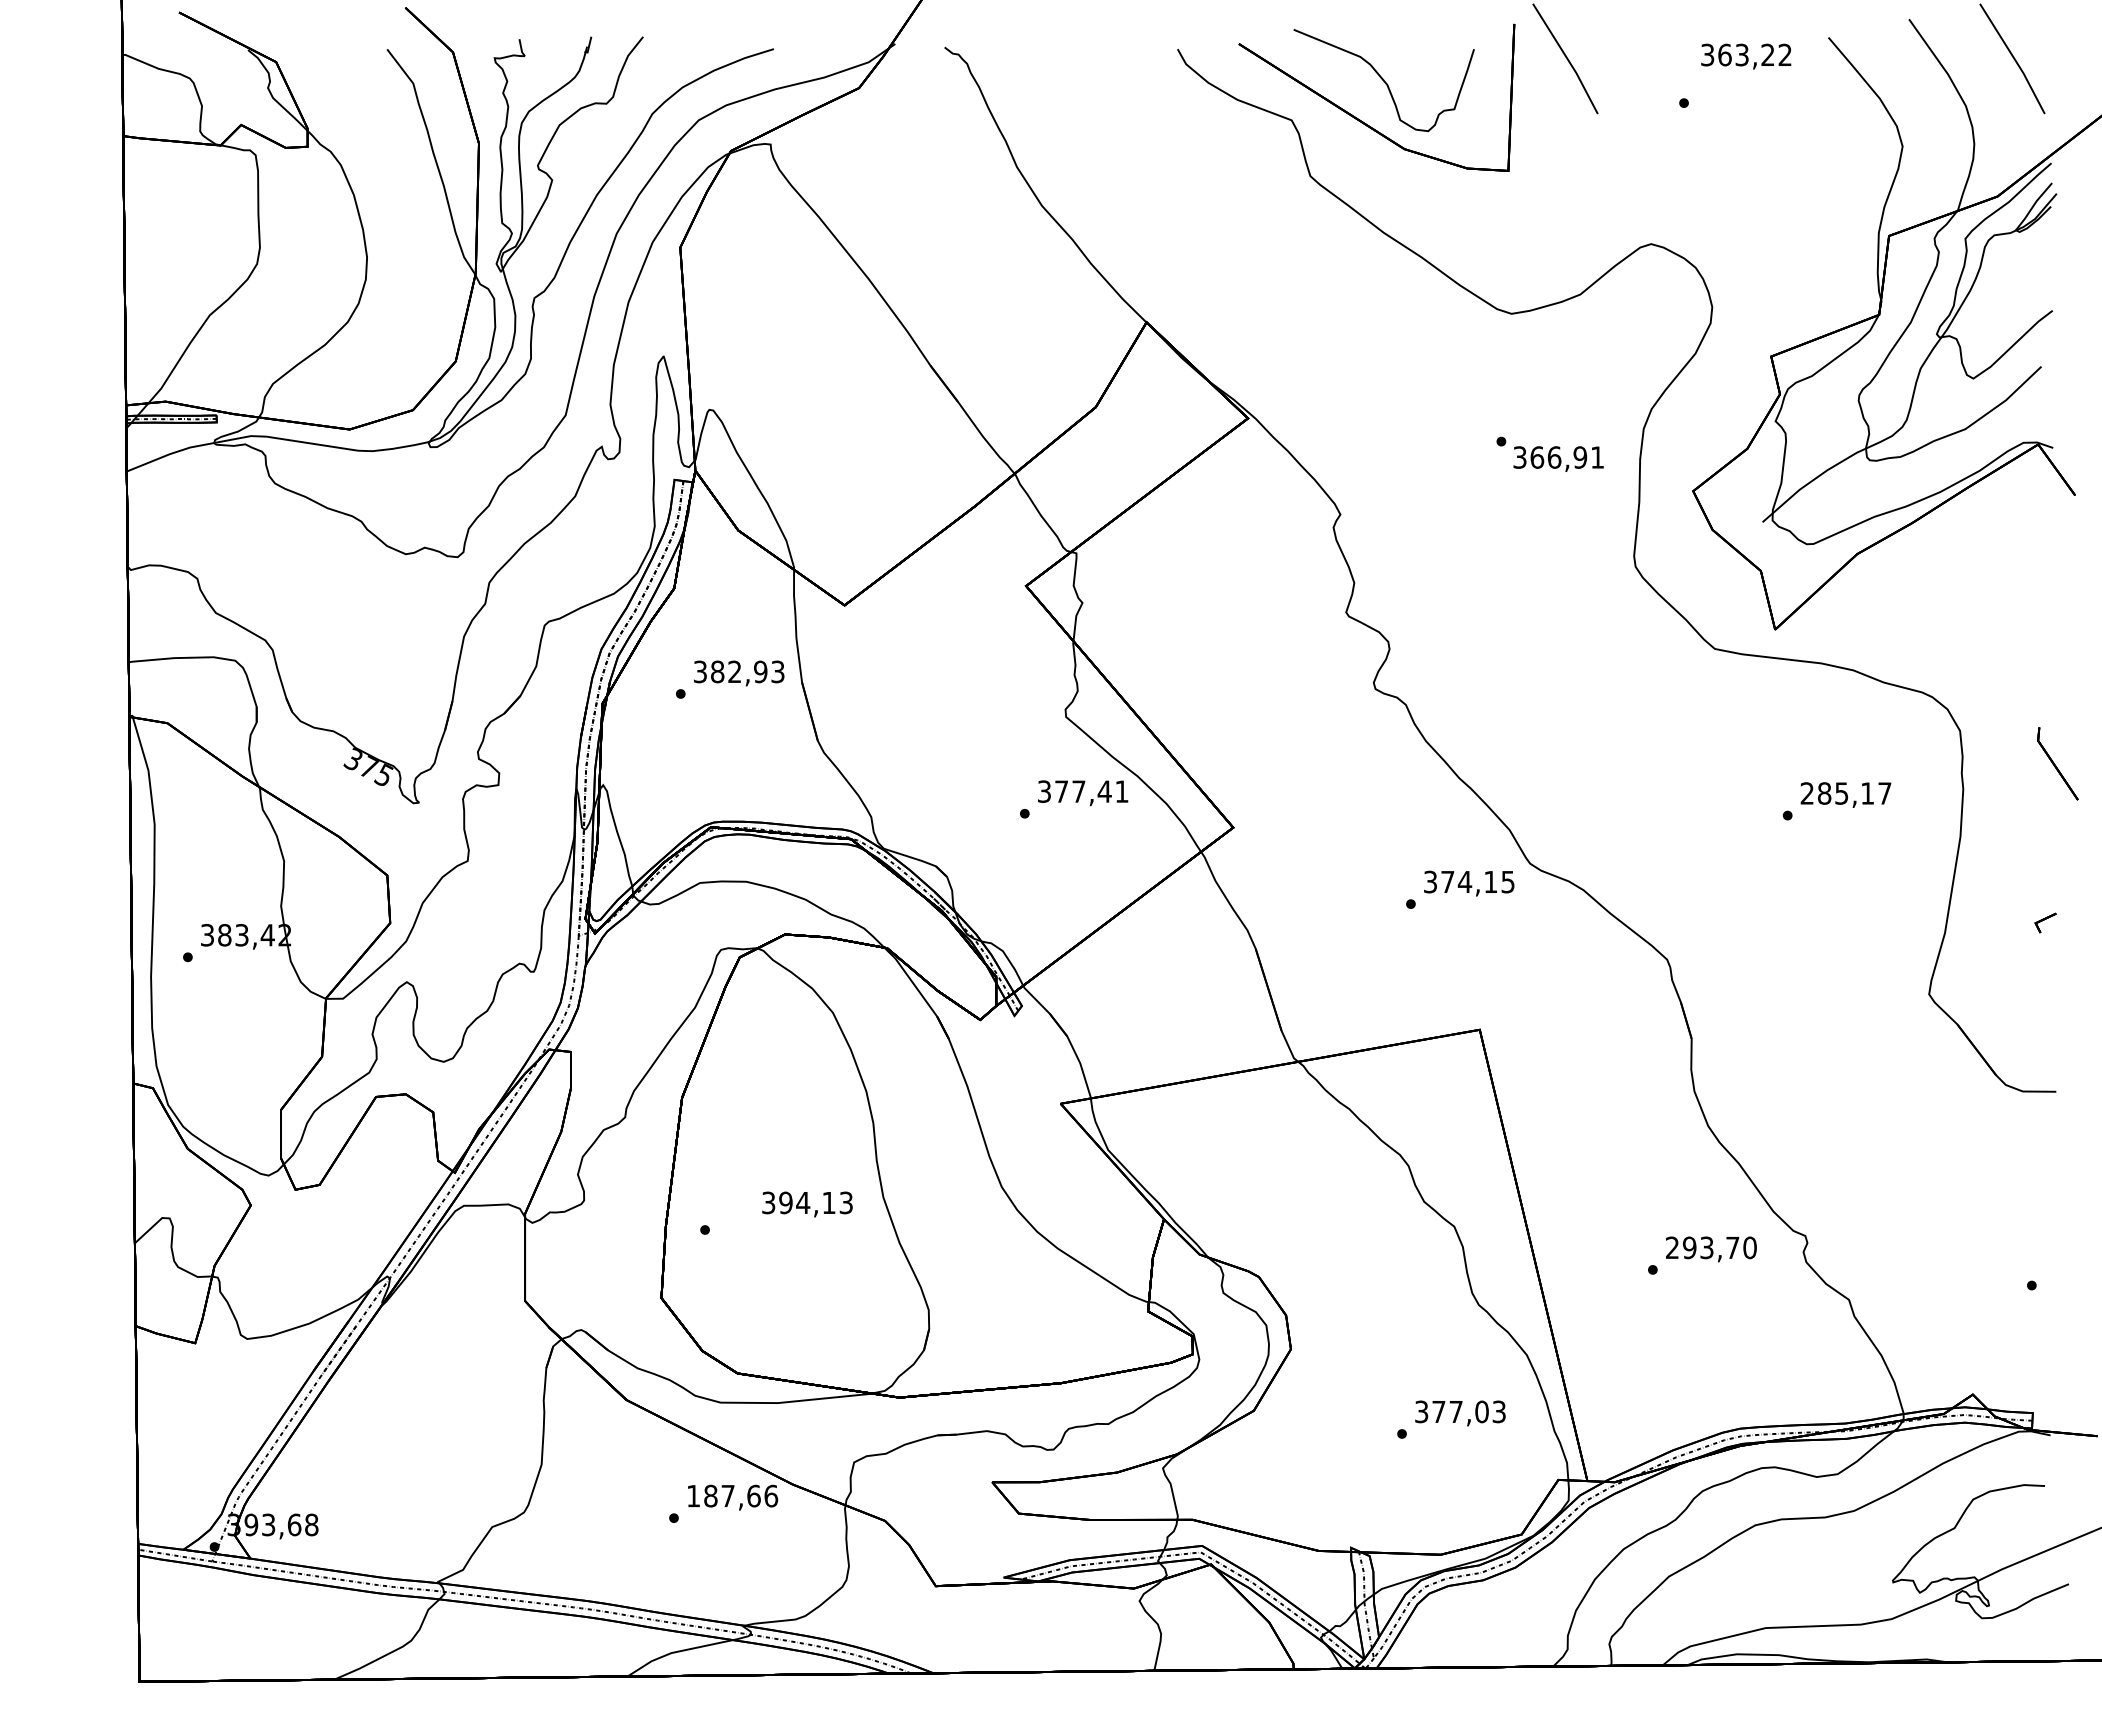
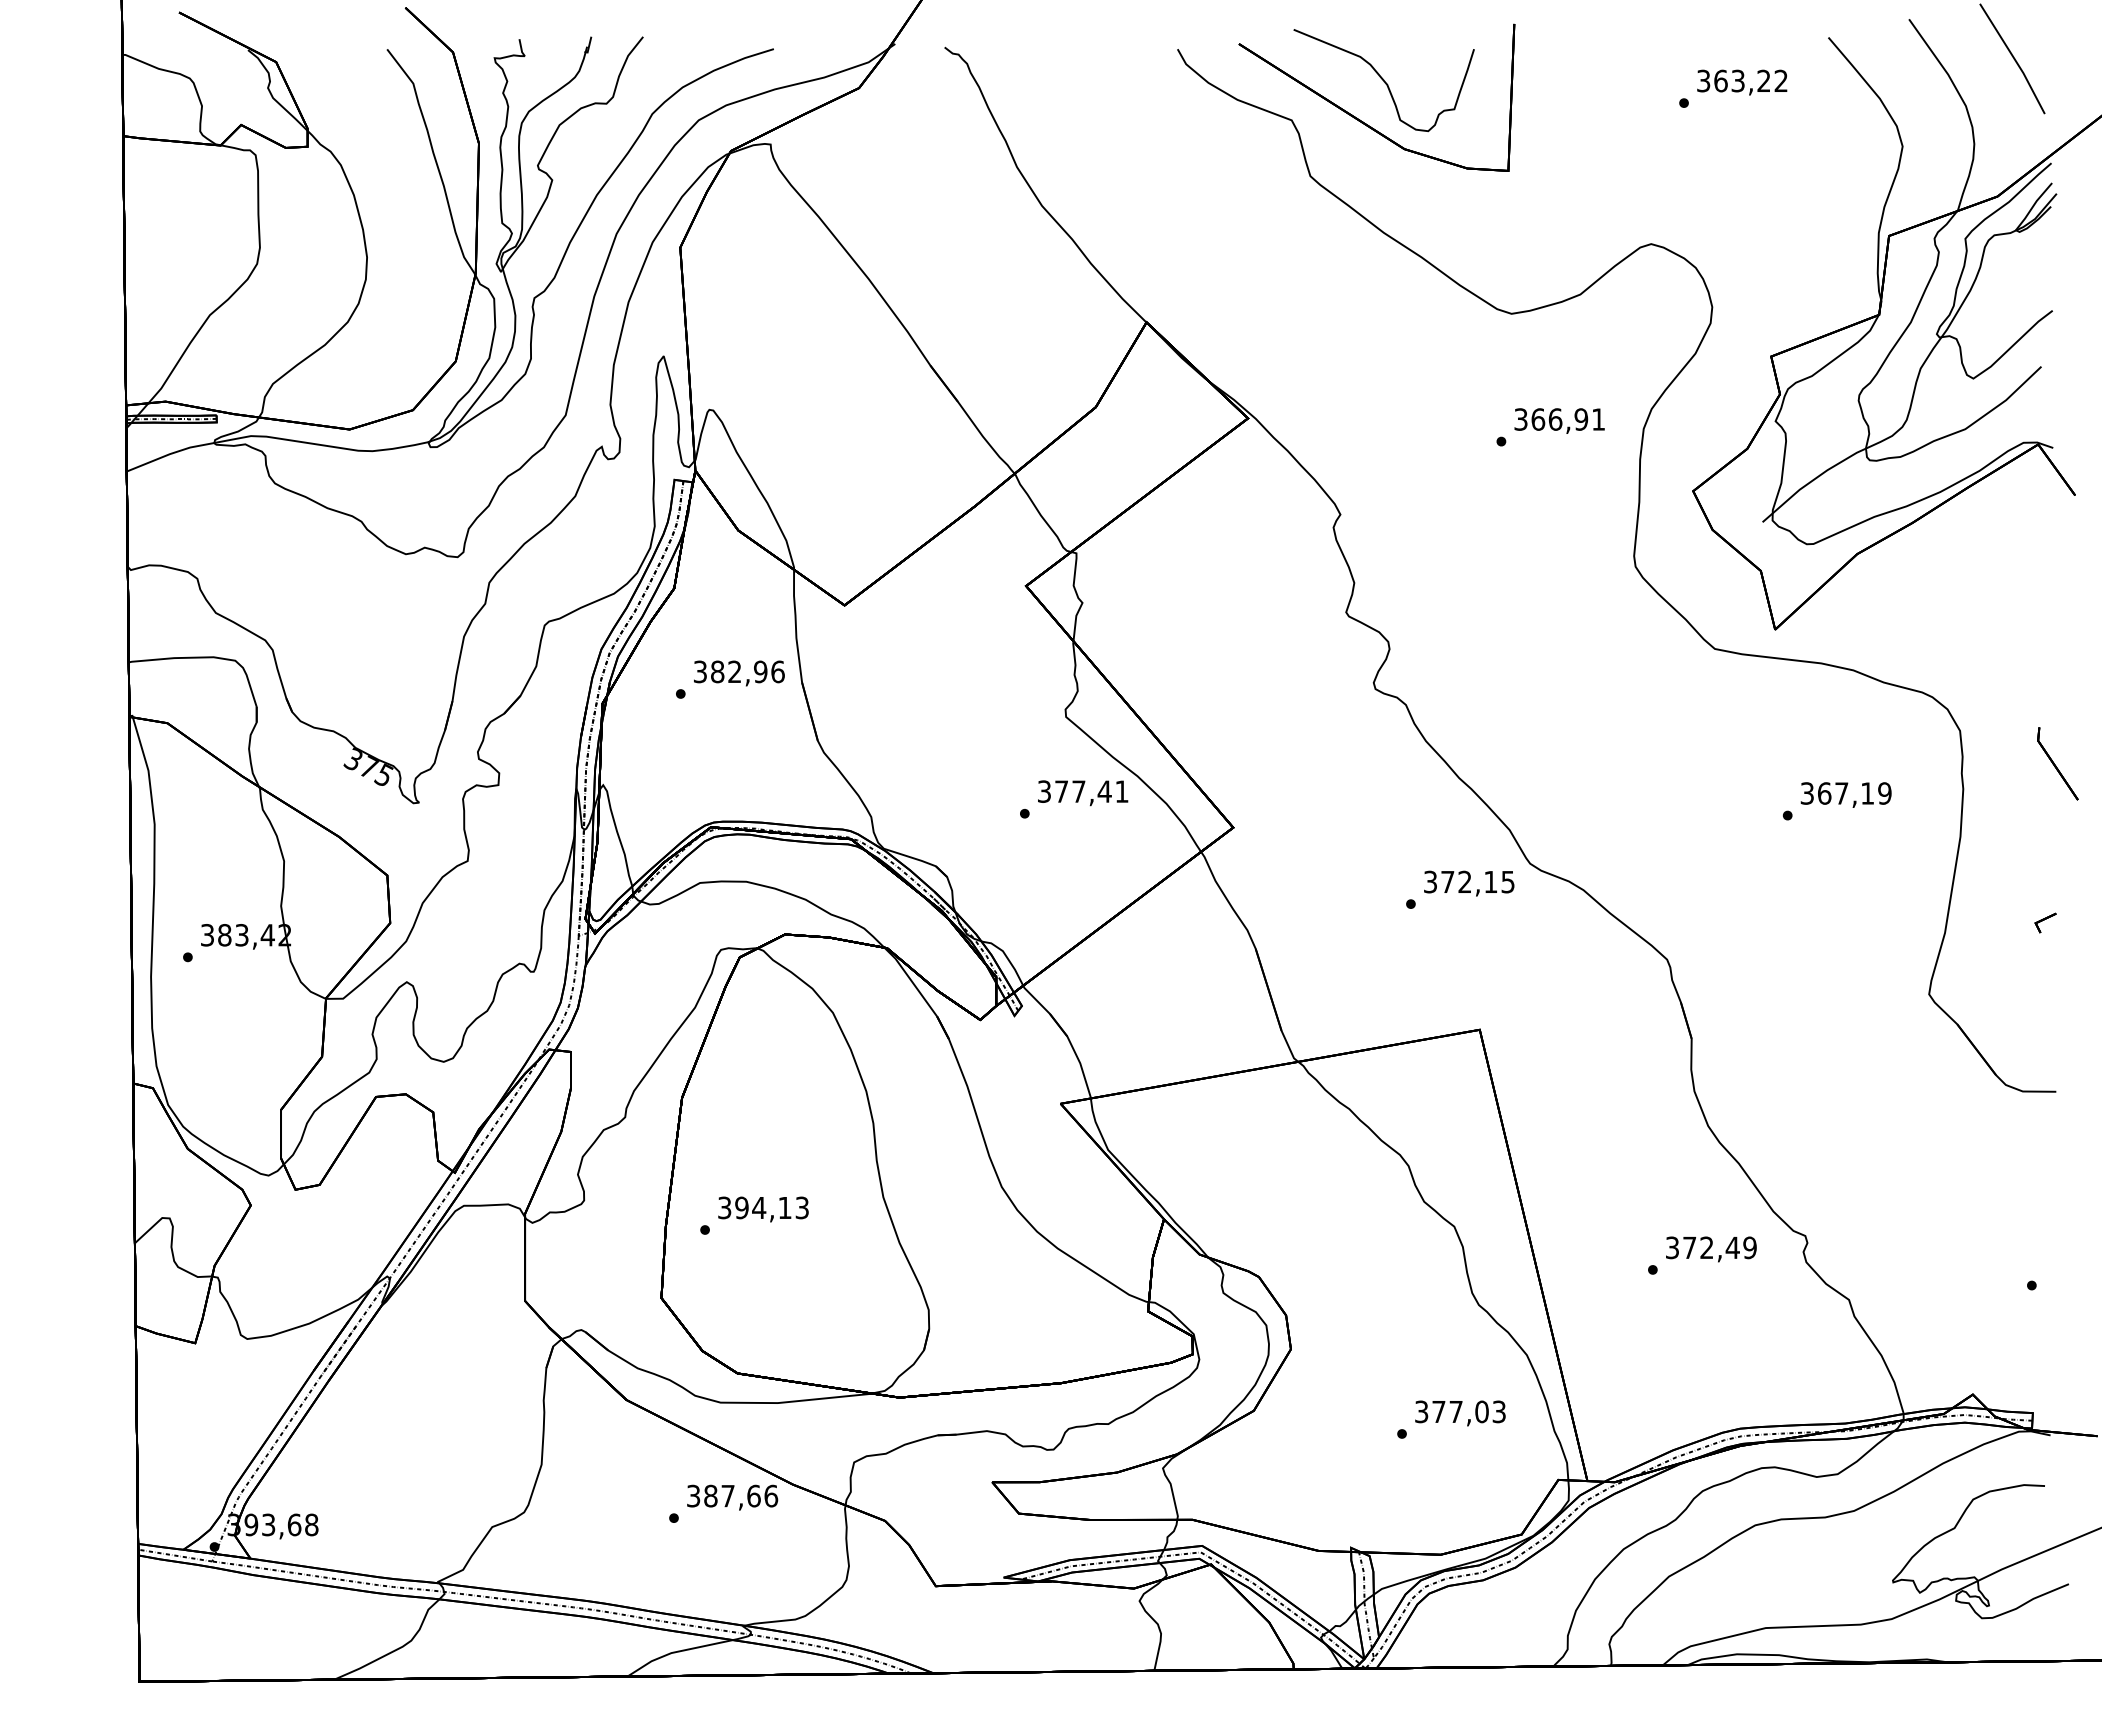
text position: (1746, 56) -> (1742, 82) (1742, 82)
line: present -> none (1565, 57)
text position: (1558, 458) -> (1559, 420) (1559, 420)
text: 382,93 -> 382,96 (777, 671)
text: 285,17 -> 367,19 (1845, 793)
text: 374,15 -> 372,15 (1464, 881)
text position: (807, 1204) -> (763, 1209) (763, 1209)
text: 293,70 -> 372,49 (1711, 1247)
text: 187,66 -> 387,66 (693, 1495)
